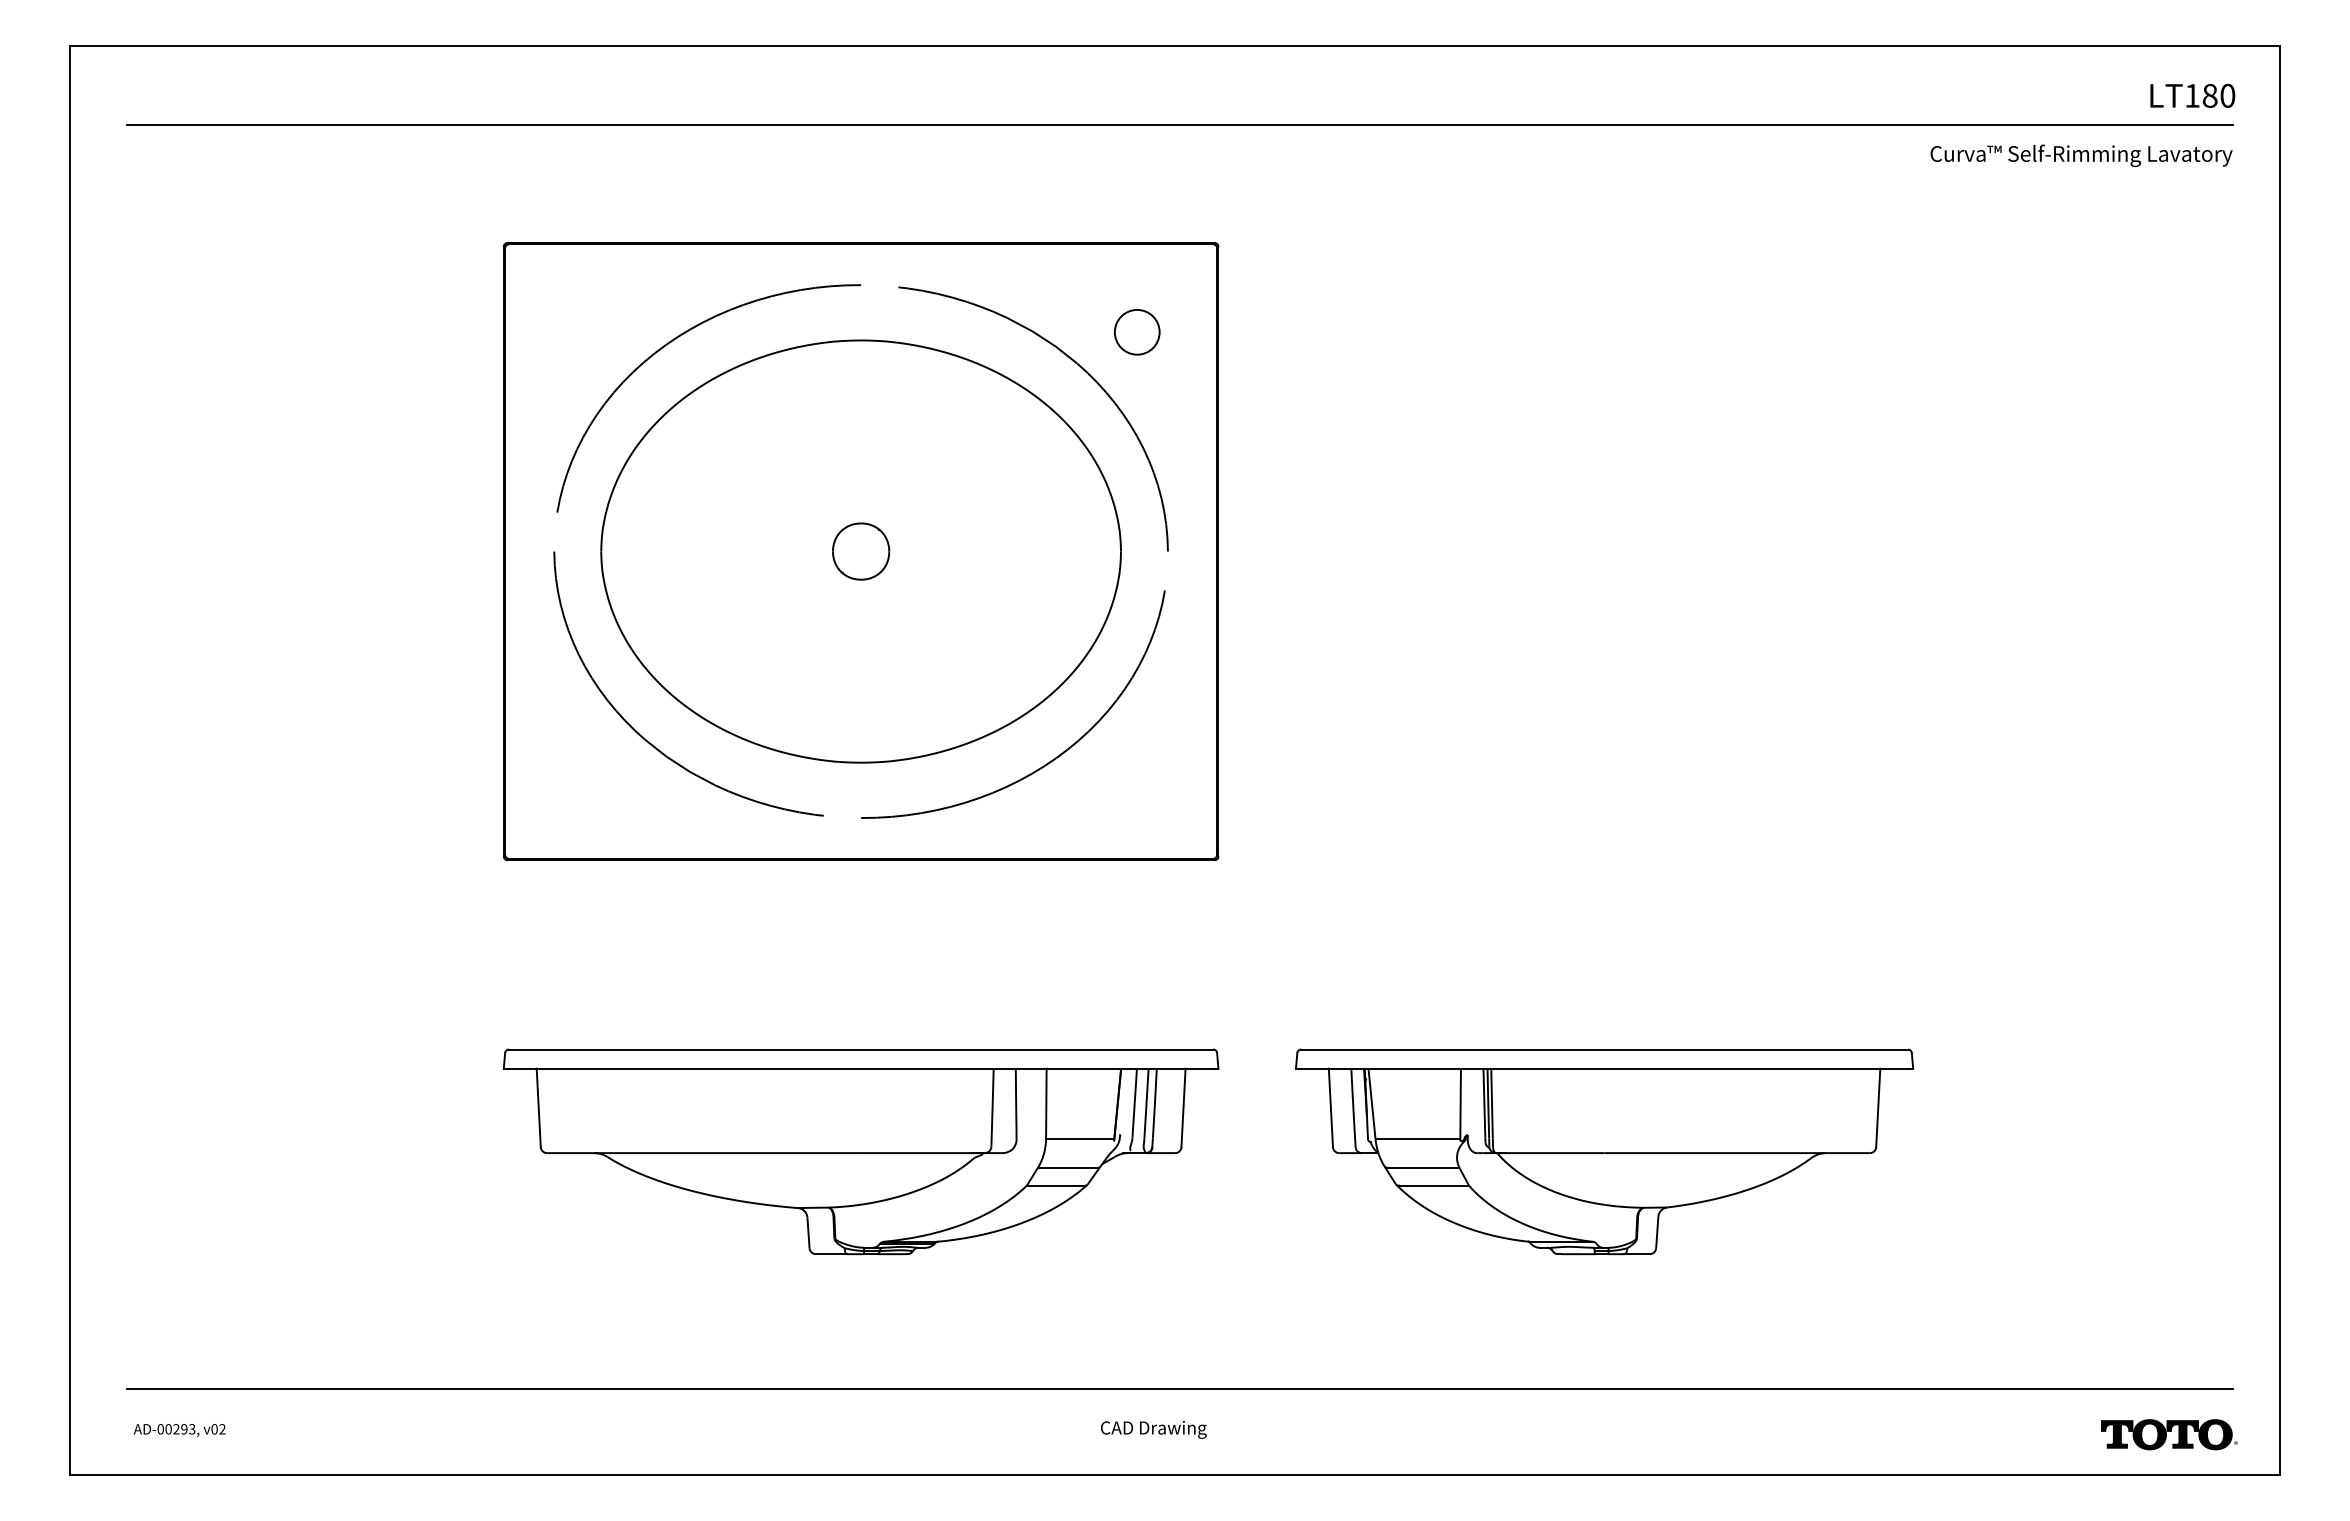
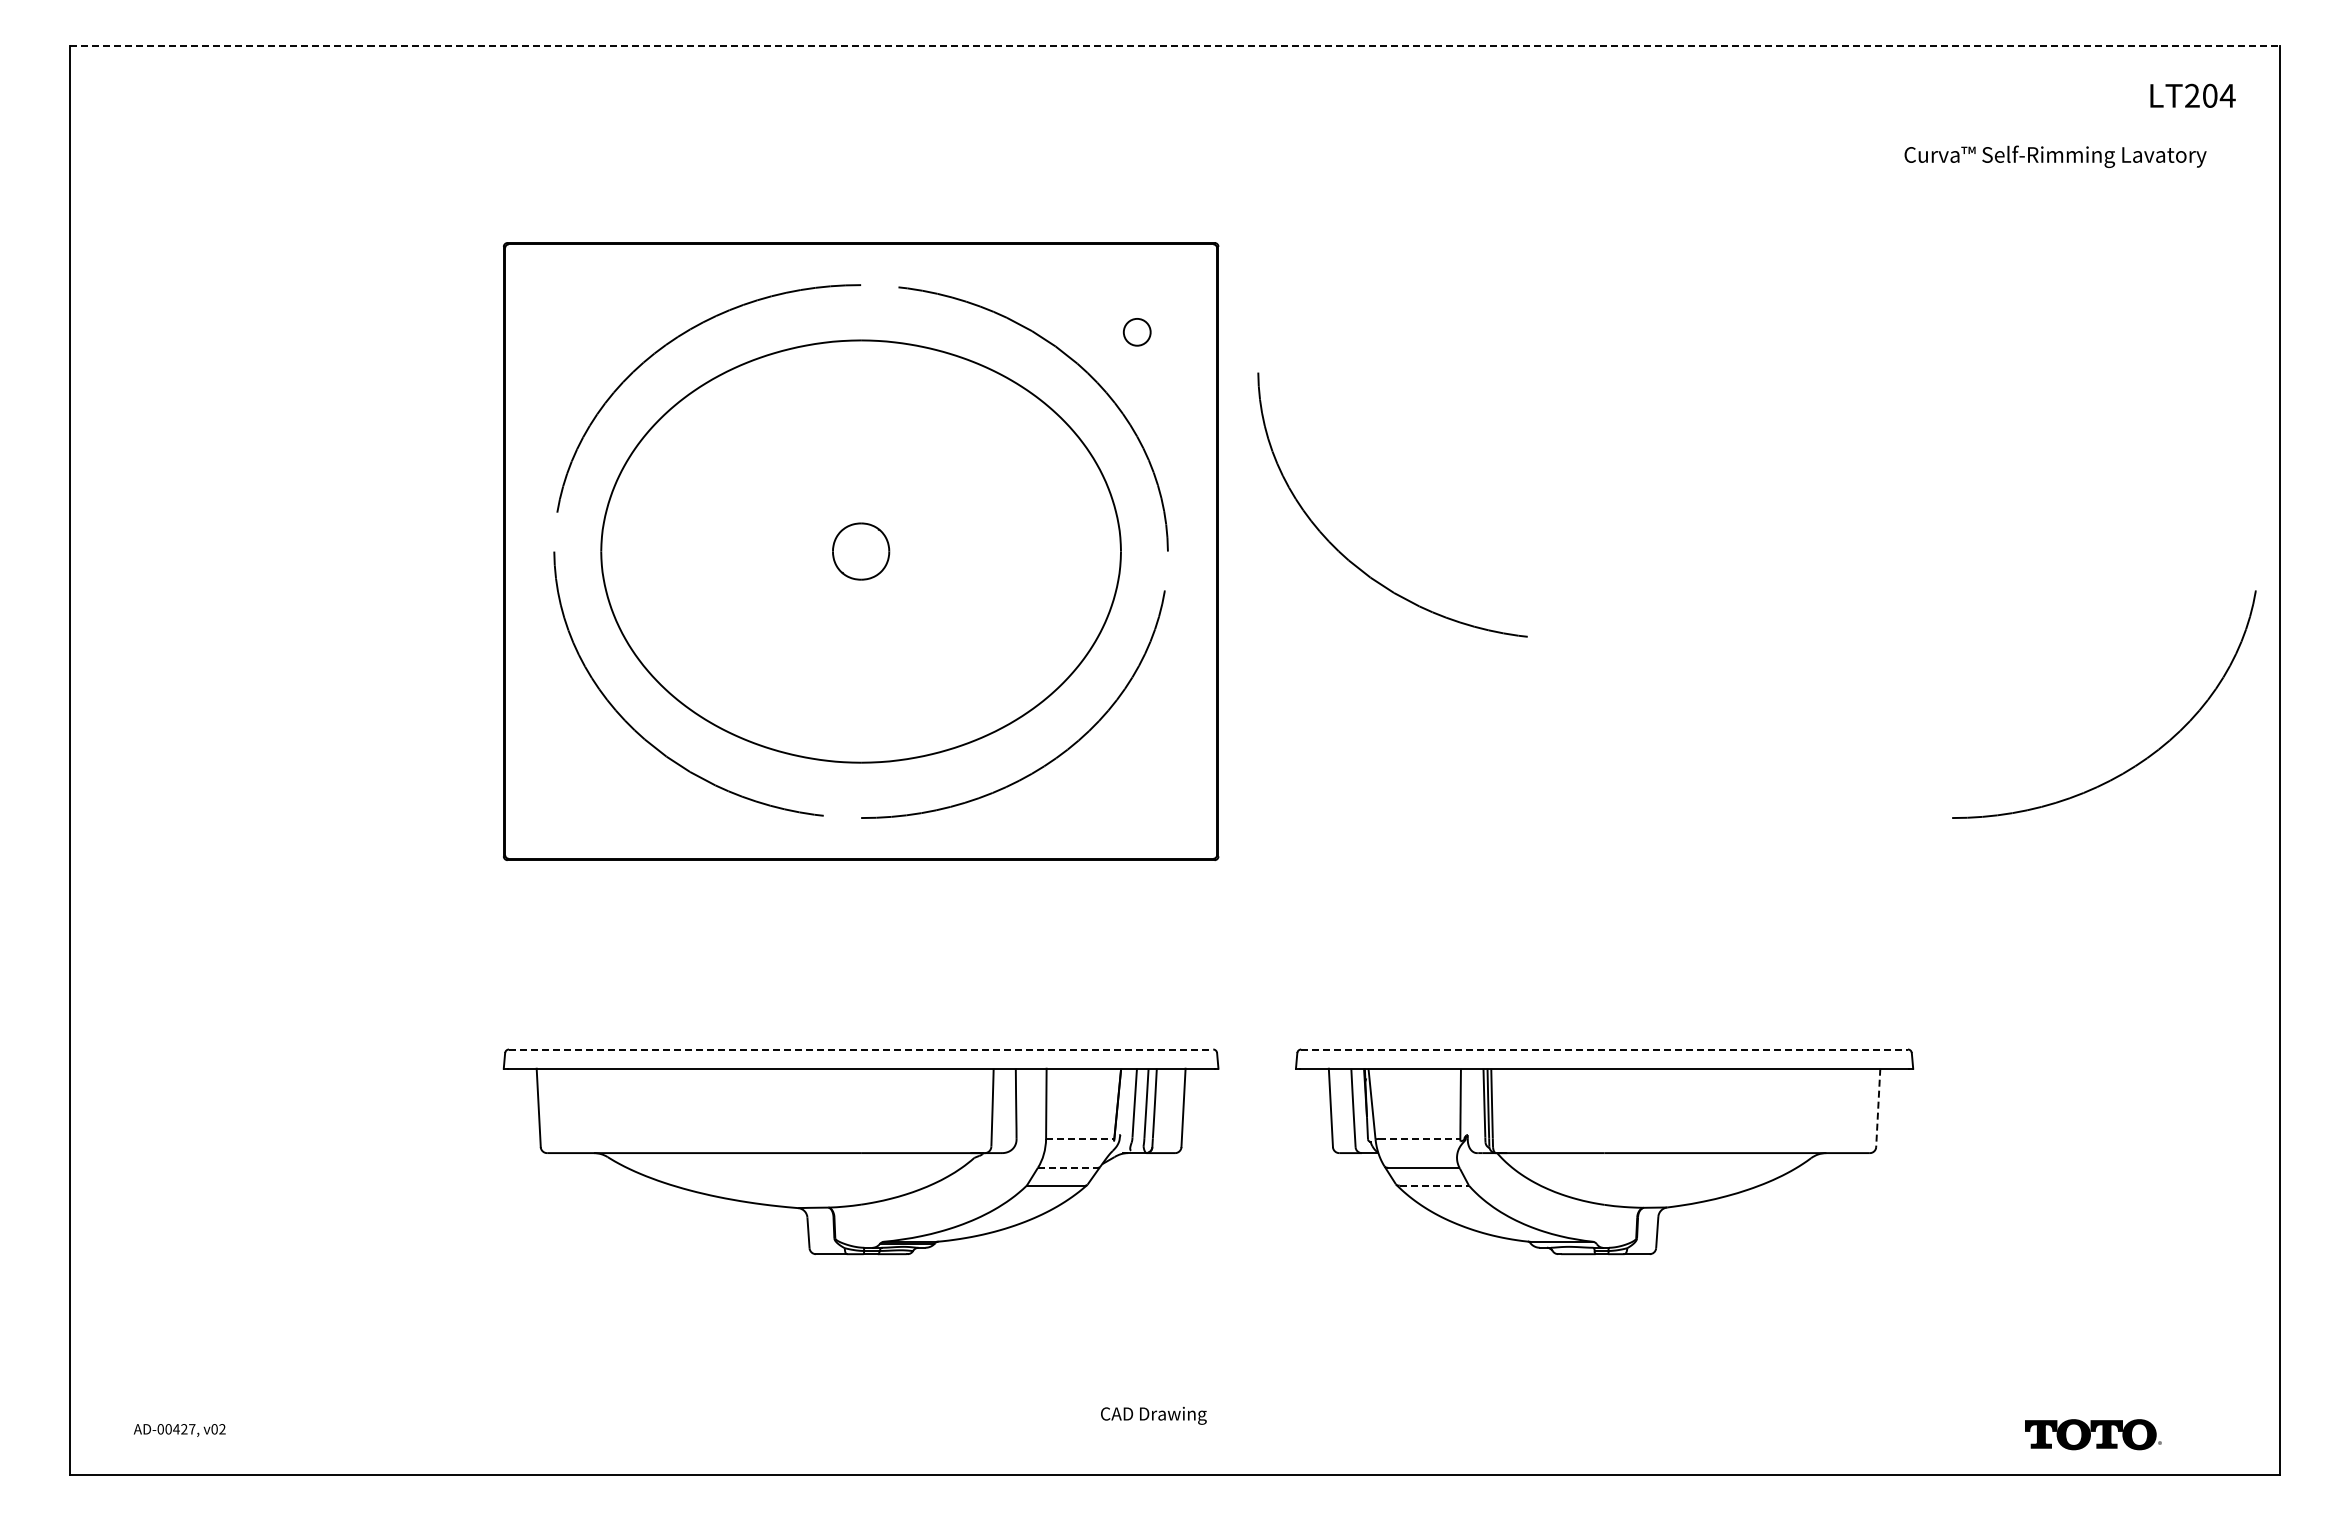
line: solid -> dashed (1174, 45)
text: LT180 -> LT204 (2210, 95)
line: present -> none (1179, 125)
text position: (2081, 155) -> (2055, 156) (2055, 156)
circle diameter: 45 px -> 27 px (1136, 331)
curve: none -> present (1347, 557)
curve: none -> present (2141, 760)
line: solid -> dashed (861, 1049)
line: solid -> dashed (1605, 1049)
line: solid -> dashed (1878, 1108)
line: solid -> dashed (1080, 1138)
line: solid -> dashed (1419, 1138)
line: solid -> dashed (1067, 1167)
line: solid -> dashed (1434, 1185)
line: present -> none (1179, 1389)
text: AD-00293, -> AD-00427, (184, 1429)
text position: (1153, 1429) -> (1153, 1415) (1153, 1415)
part position: (2169, 1434) -> (2093, 1434) (2093, 1434)
